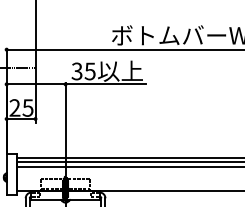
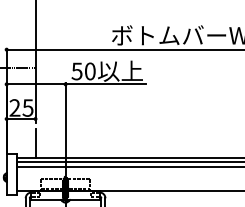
text: 35 -> 50 (83, 71)
line: none -> present (35, 143)
